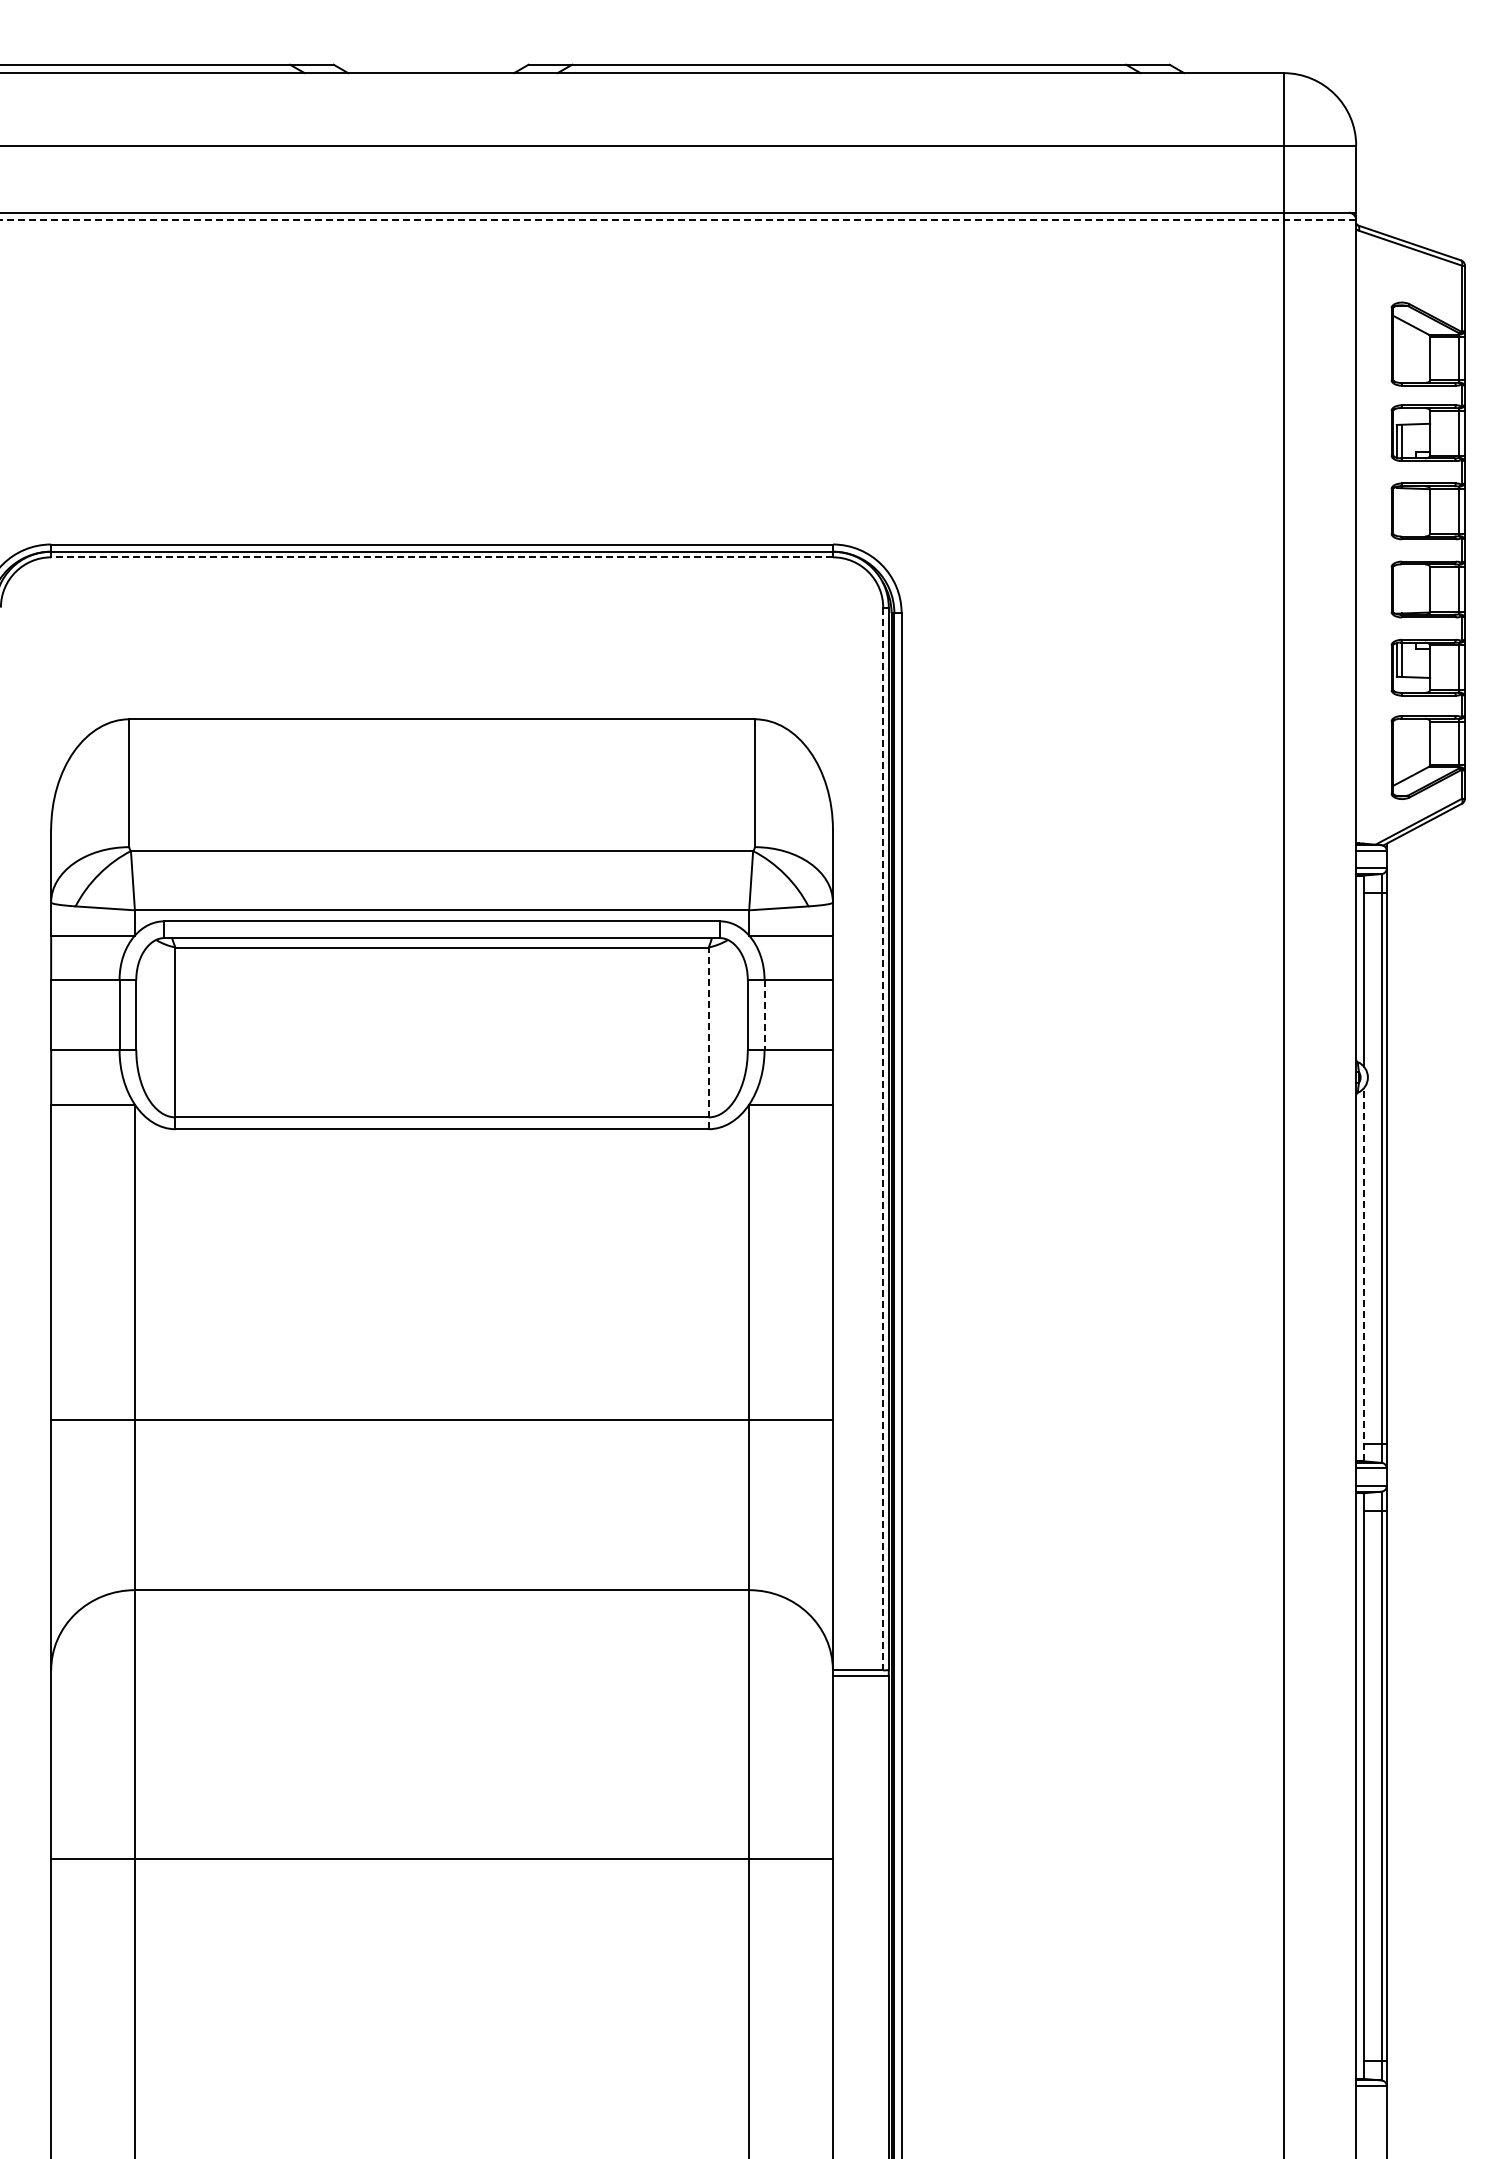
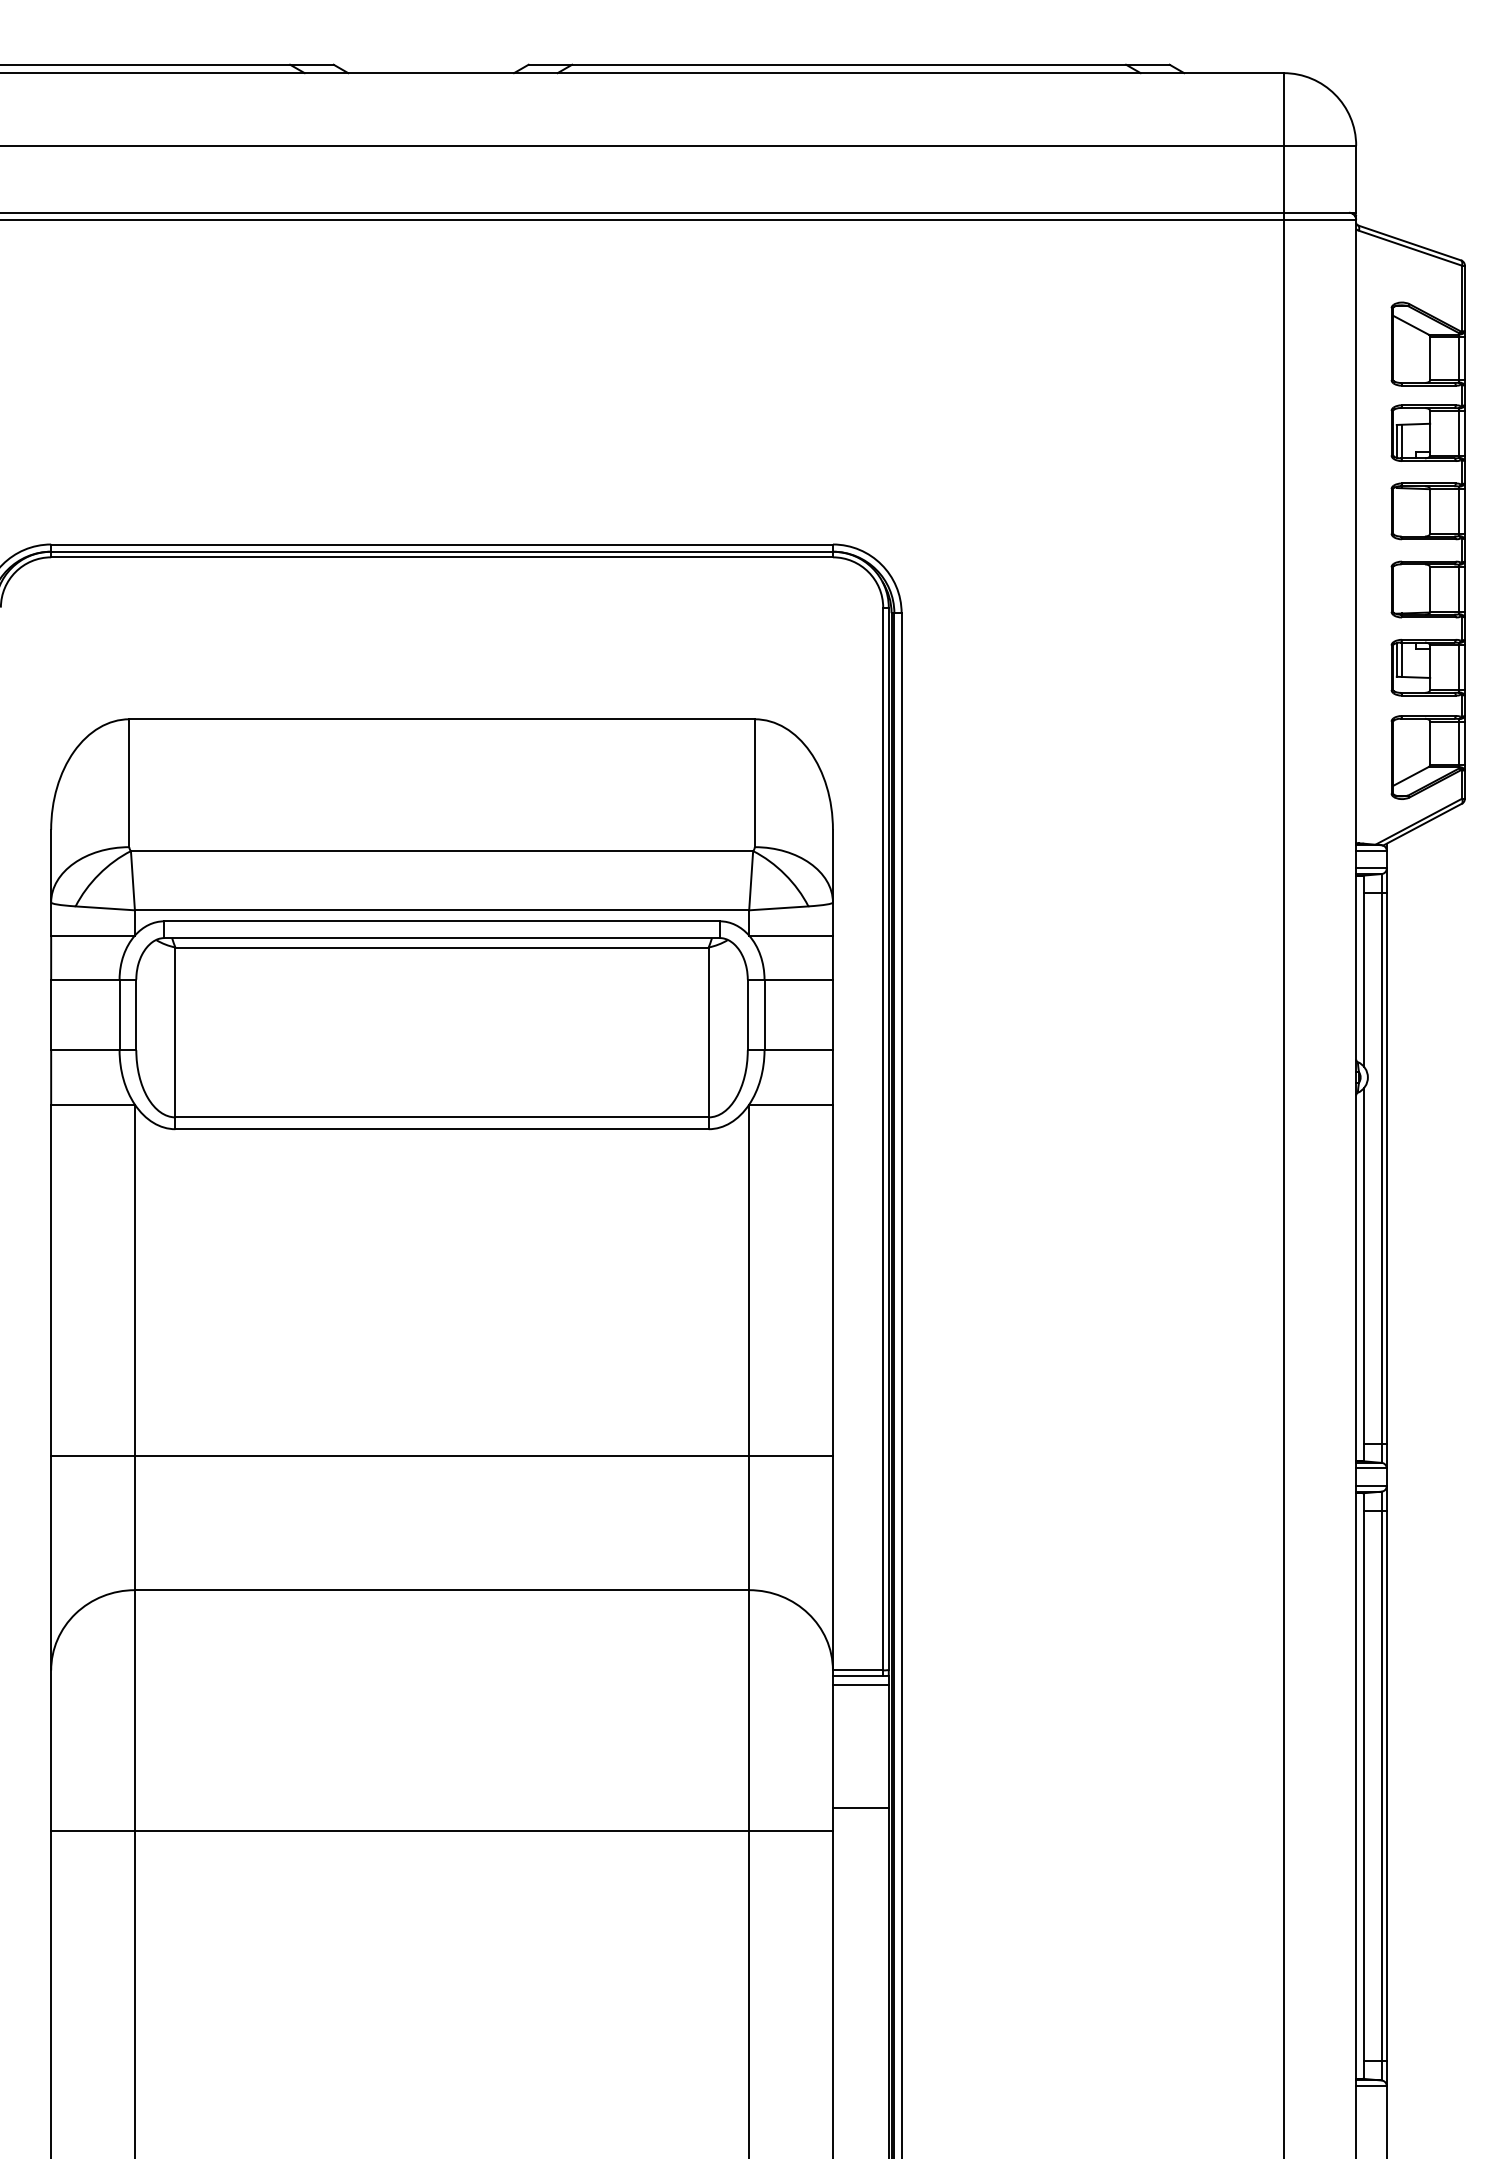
line: dashed -> solid (678, 220)
line: dashed -> solid (442, 557)
line: dashed -> solid (764, 1015)
line: dashed -> solid (708, 1038)
line: dashed -> solid (883, 1142)
line: dashed -> solid (1364, 1274)
line position: (441, 1420) -> (441, 1456) (441, 1456)
line: none -> present (860, 1685)
line: none -> present (860, 1808)
line position: (441, 1858) -> (441, 1830) (441, 1830)
